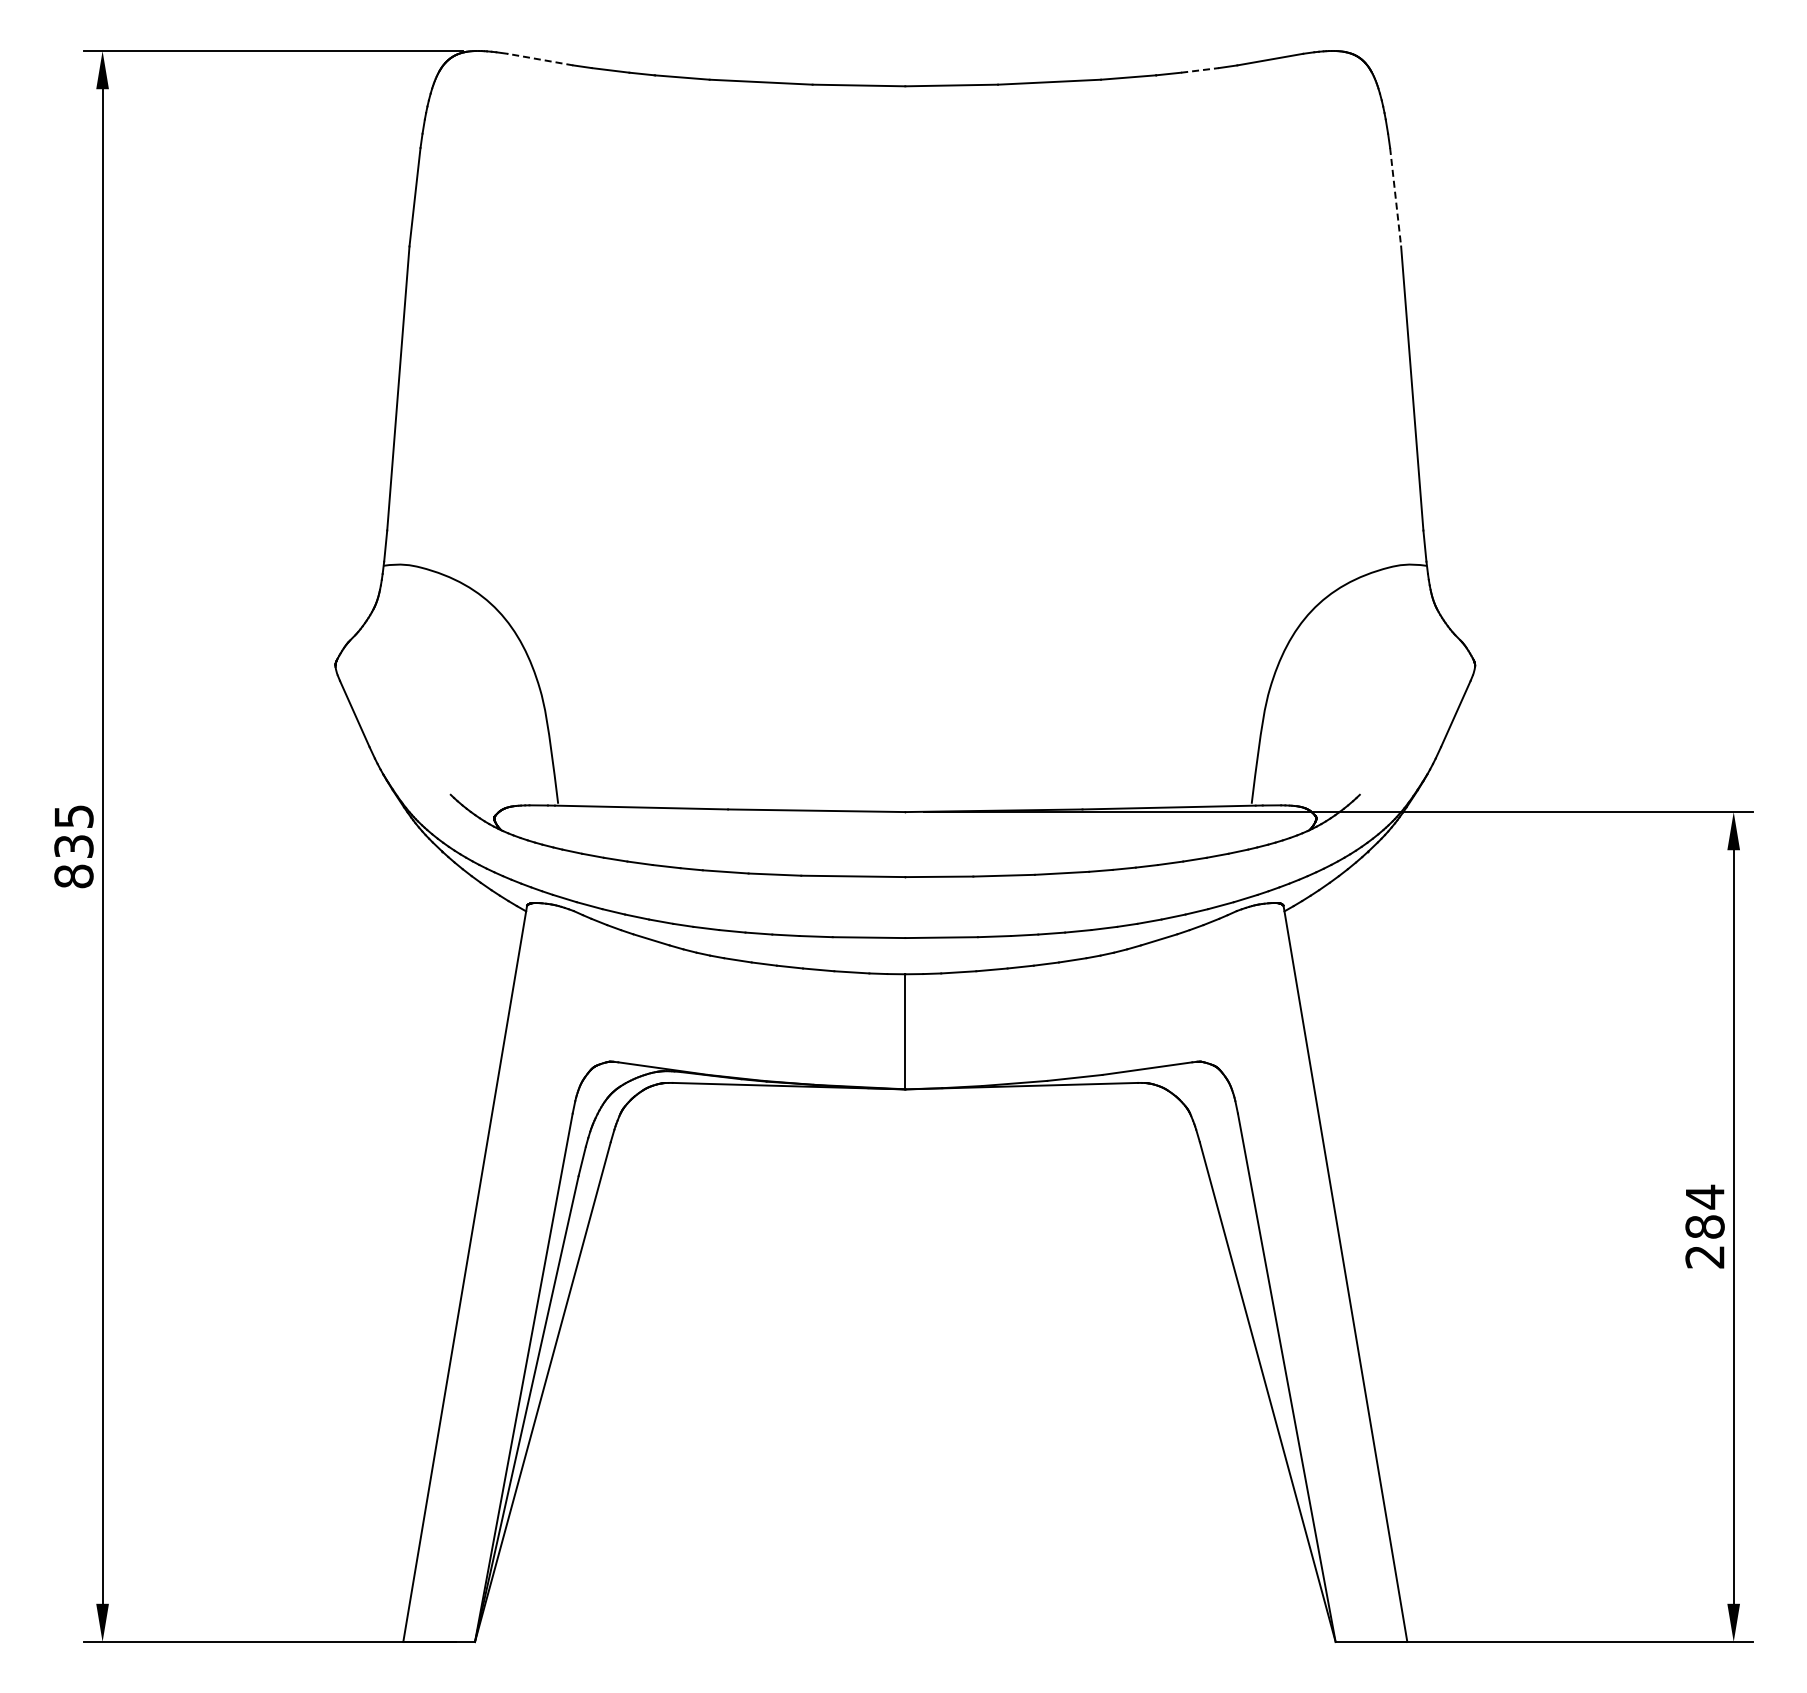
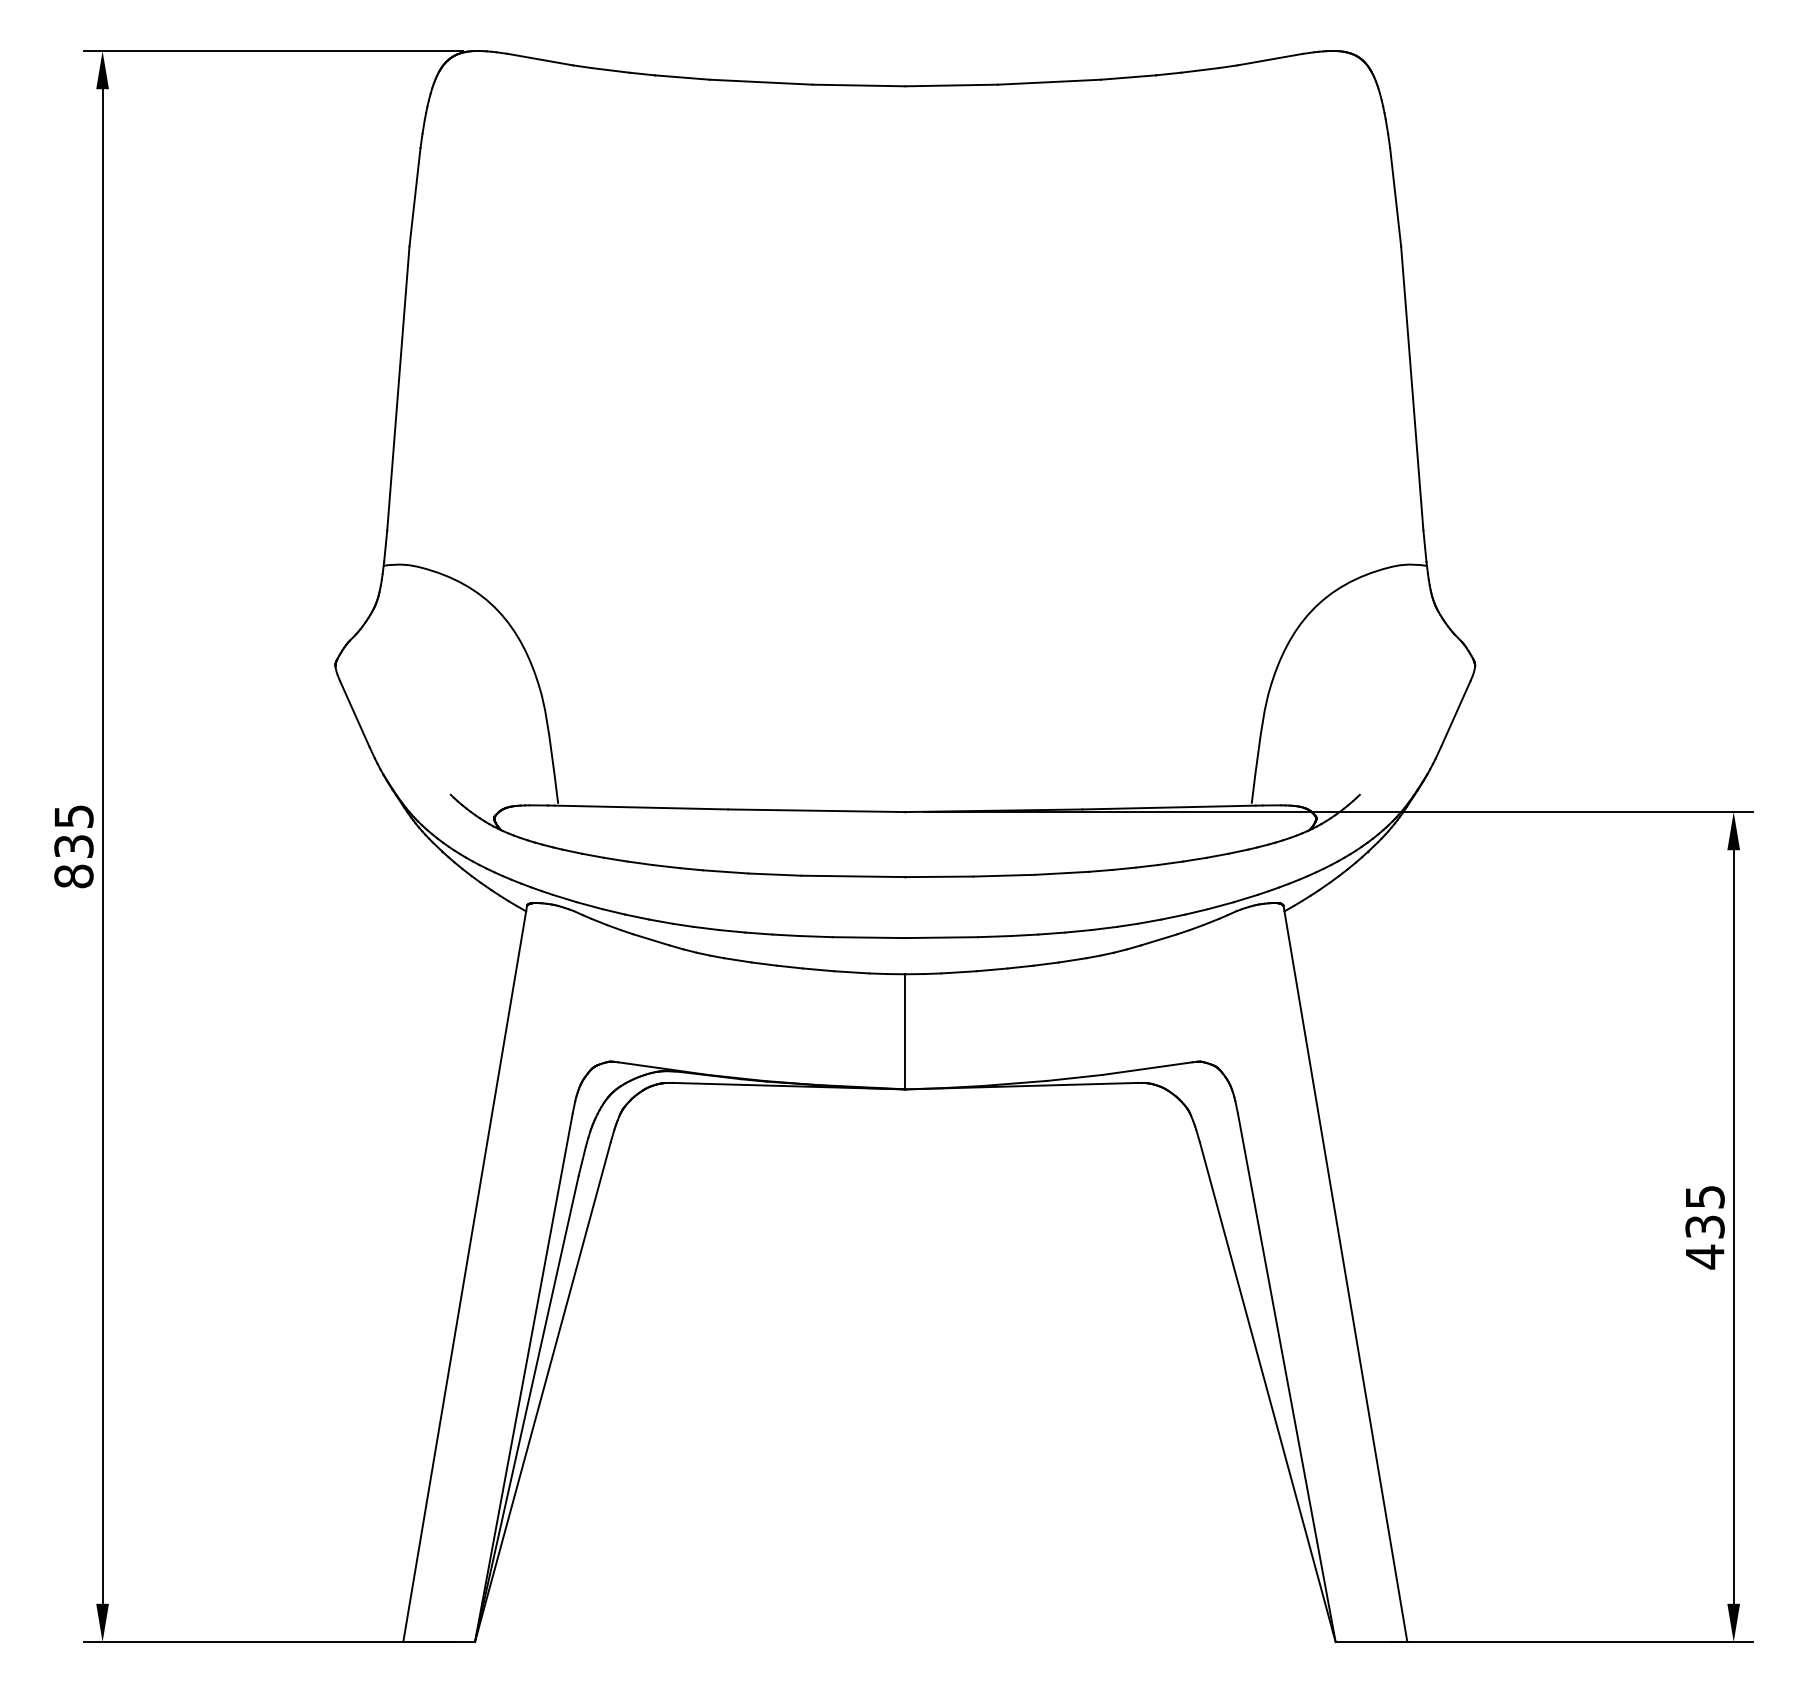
line: dashed -> solid (539, 59)
line: dashed -> solid (1200, 70)
line: dashed -> solid (1395, 197)
text: 284 -> 435 (1704, 1226)
